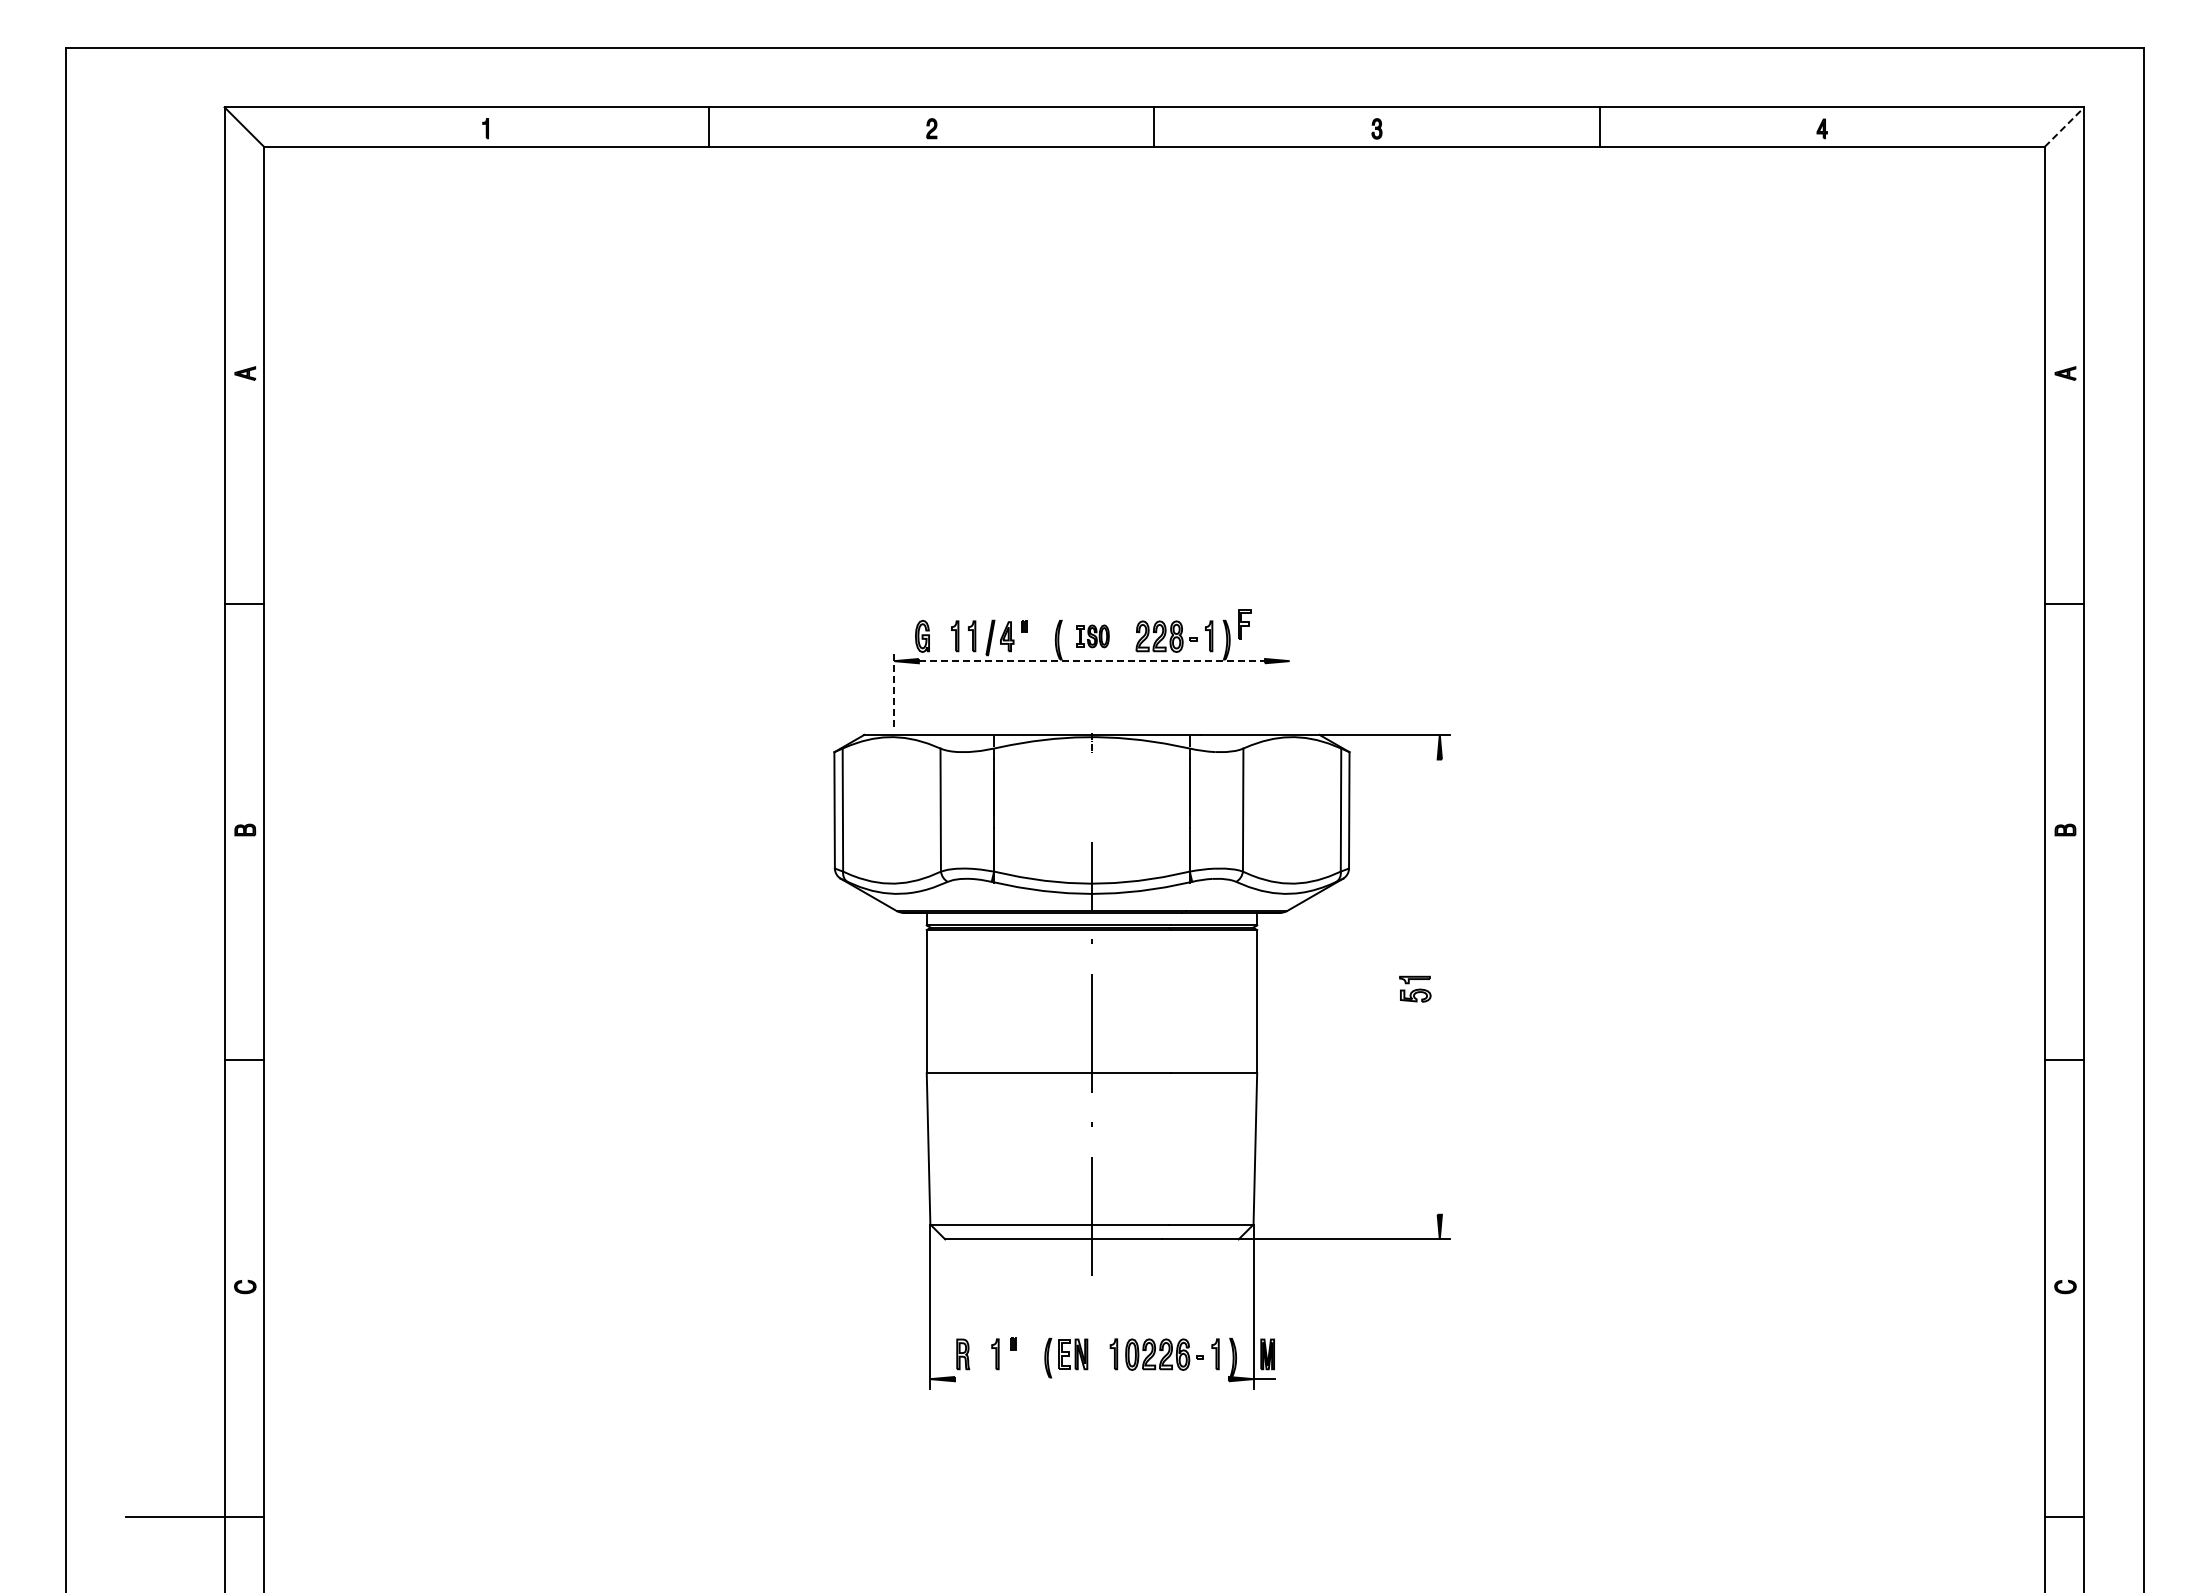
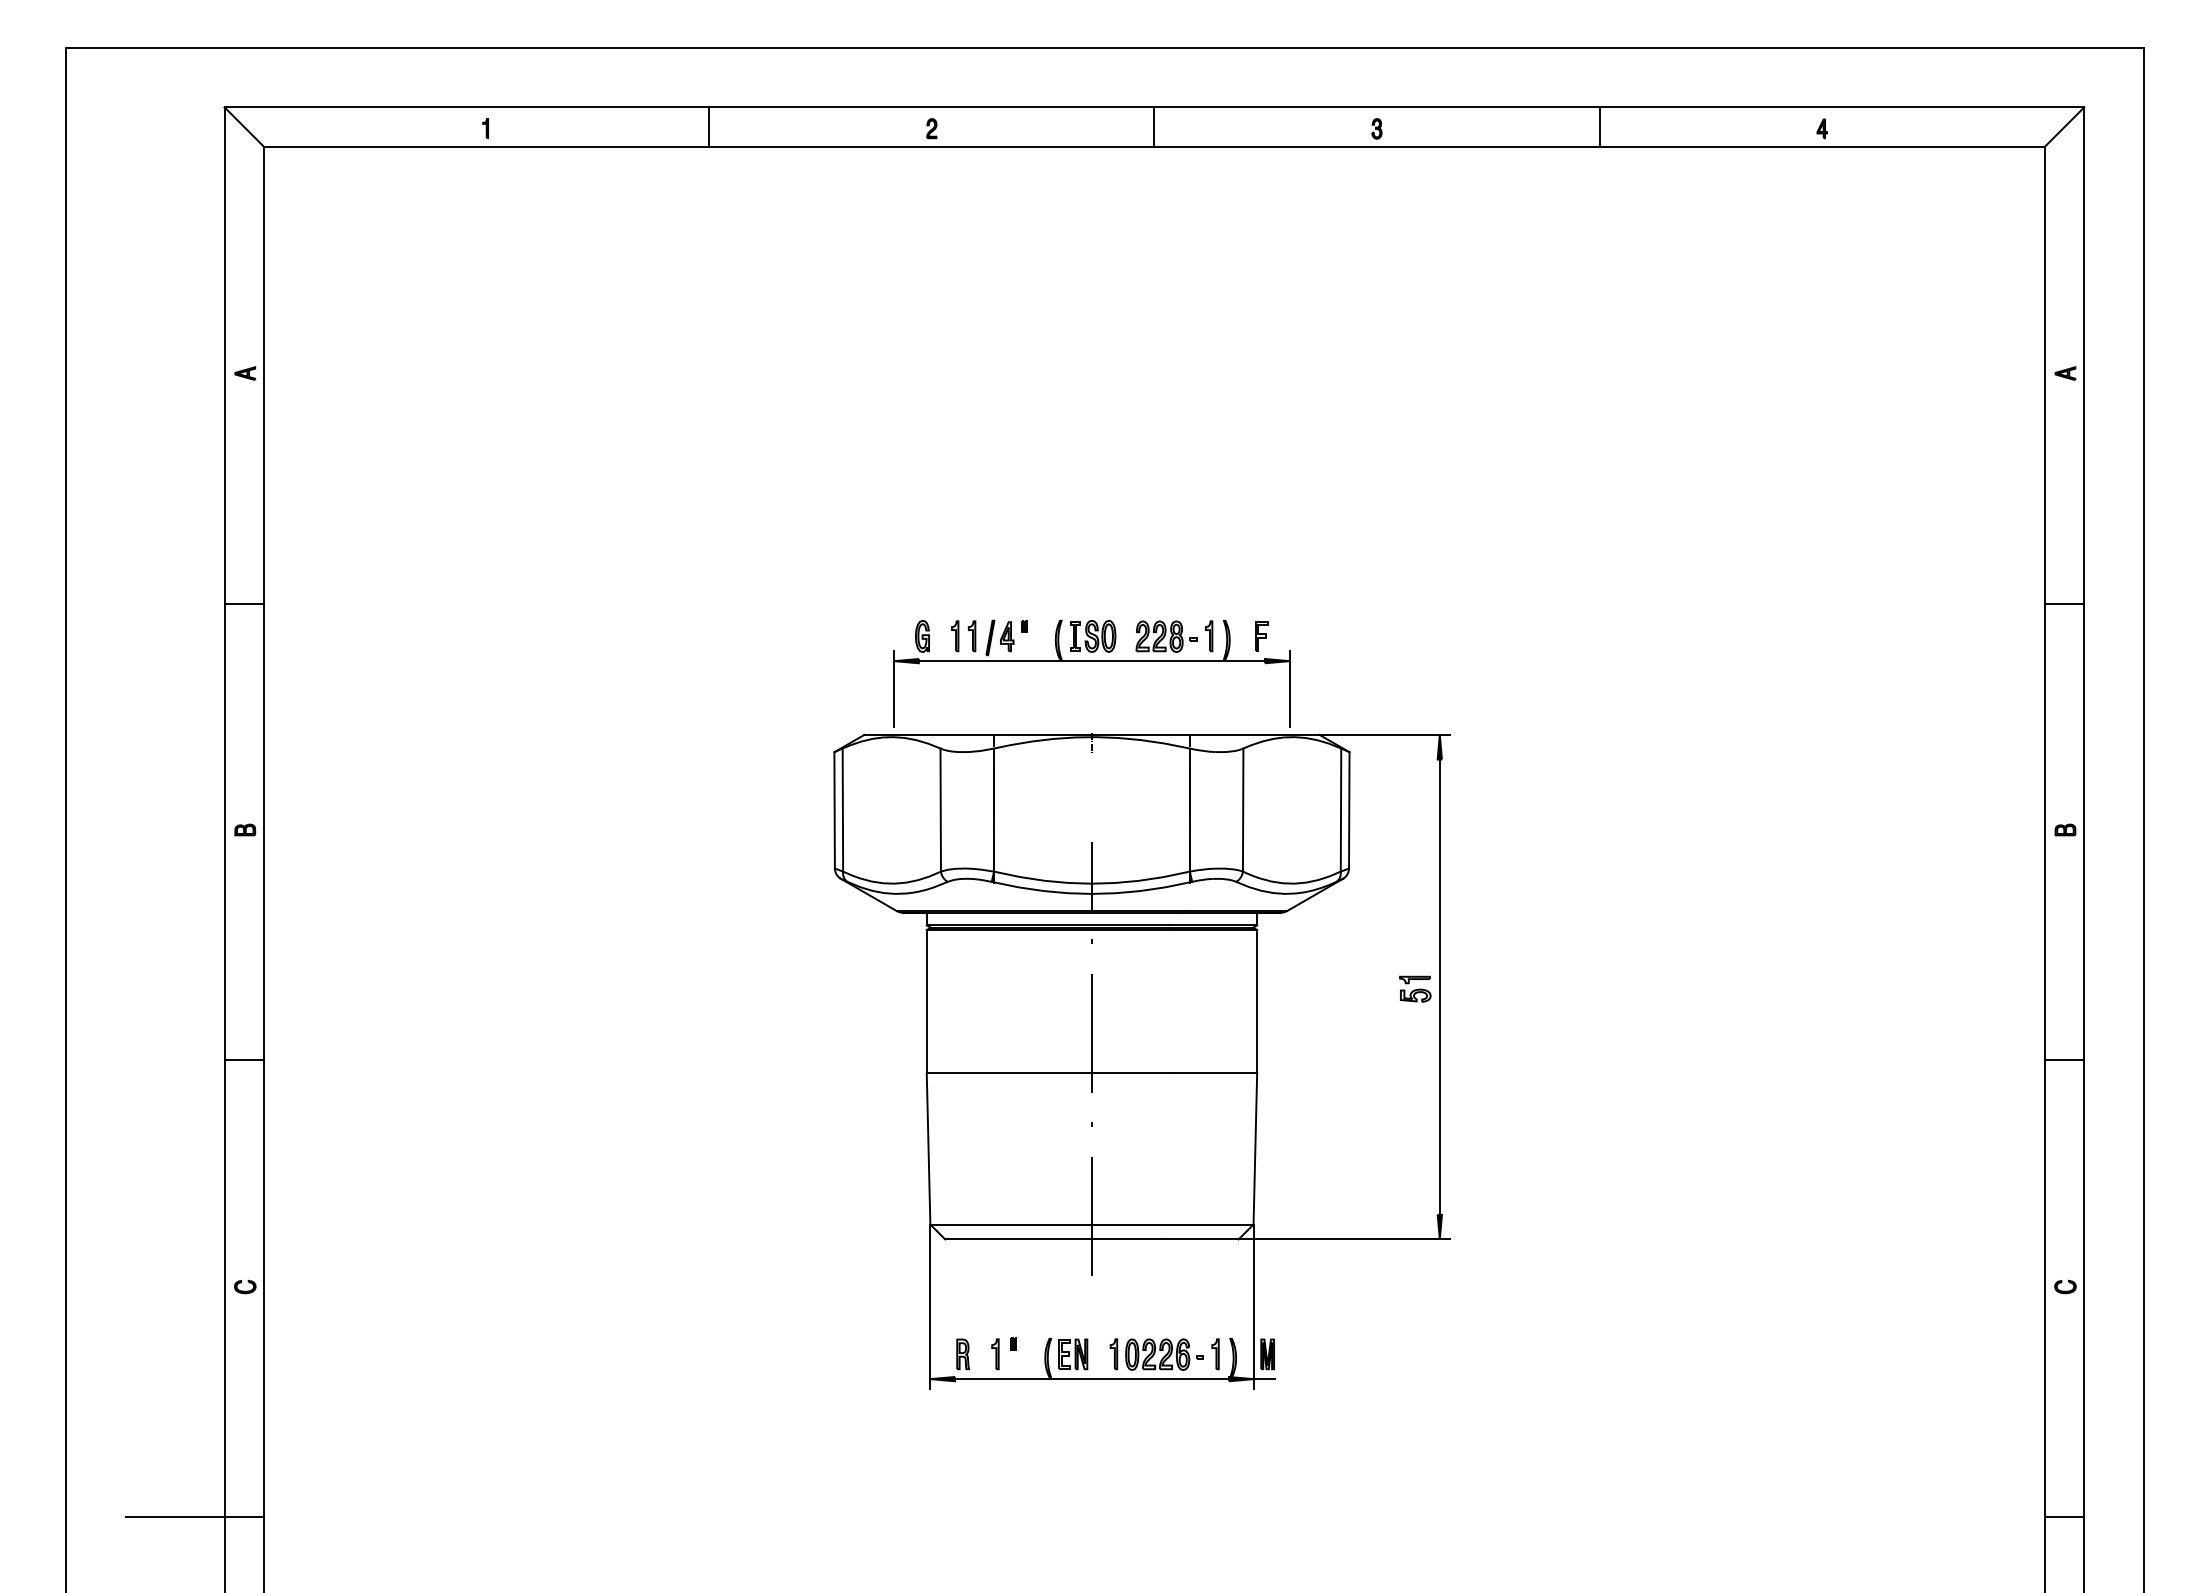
line: dashed -> solid (2064, 127)
part position: (1244, 624) -> (1261, 636) (1261, 636)
part size: 34x25 px -> 47x33 px (1093, 636)
line: dashed -> solid (1092, 661)
line: dashed -> solid (894, 688)
line: none -> present (1289, 689)
line: none -> present (1439, 986)
line: none -> present (1091, 1379)
